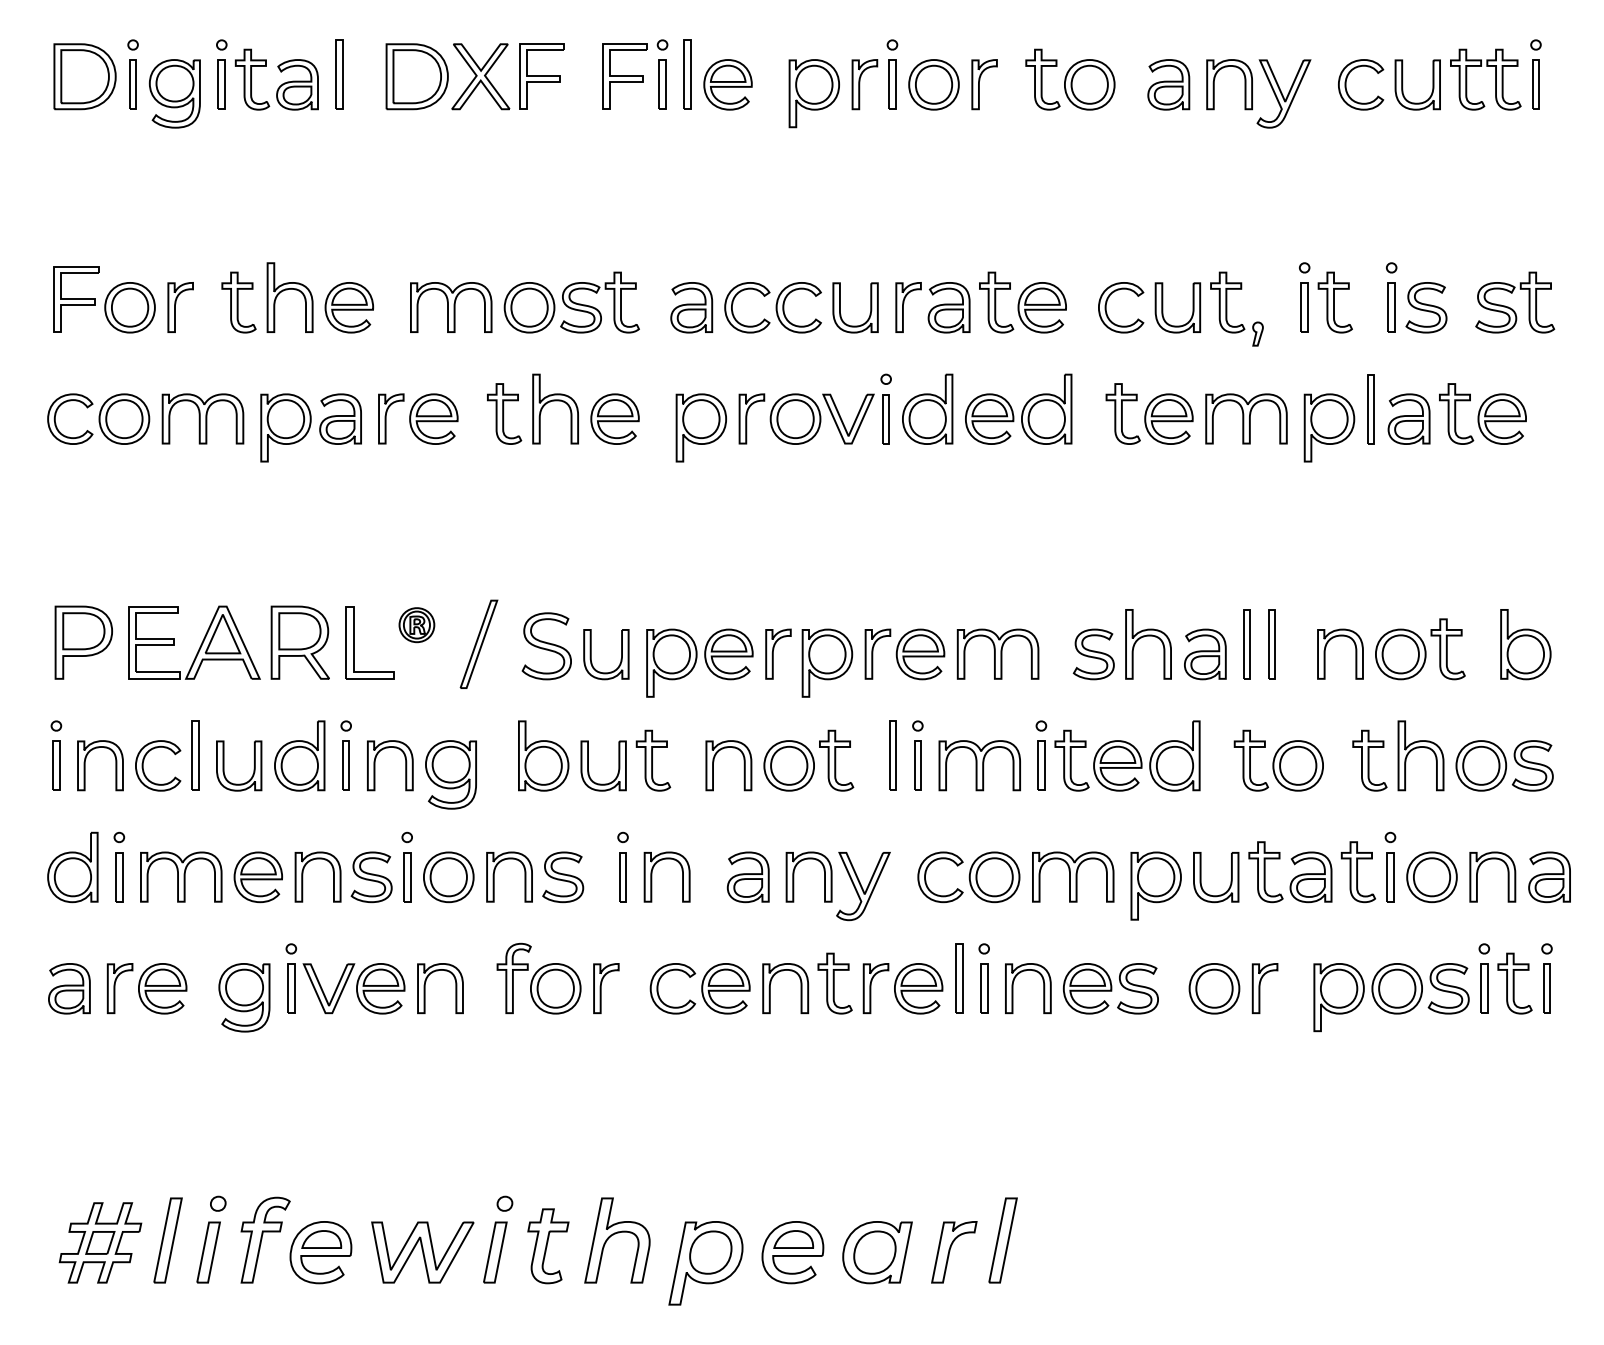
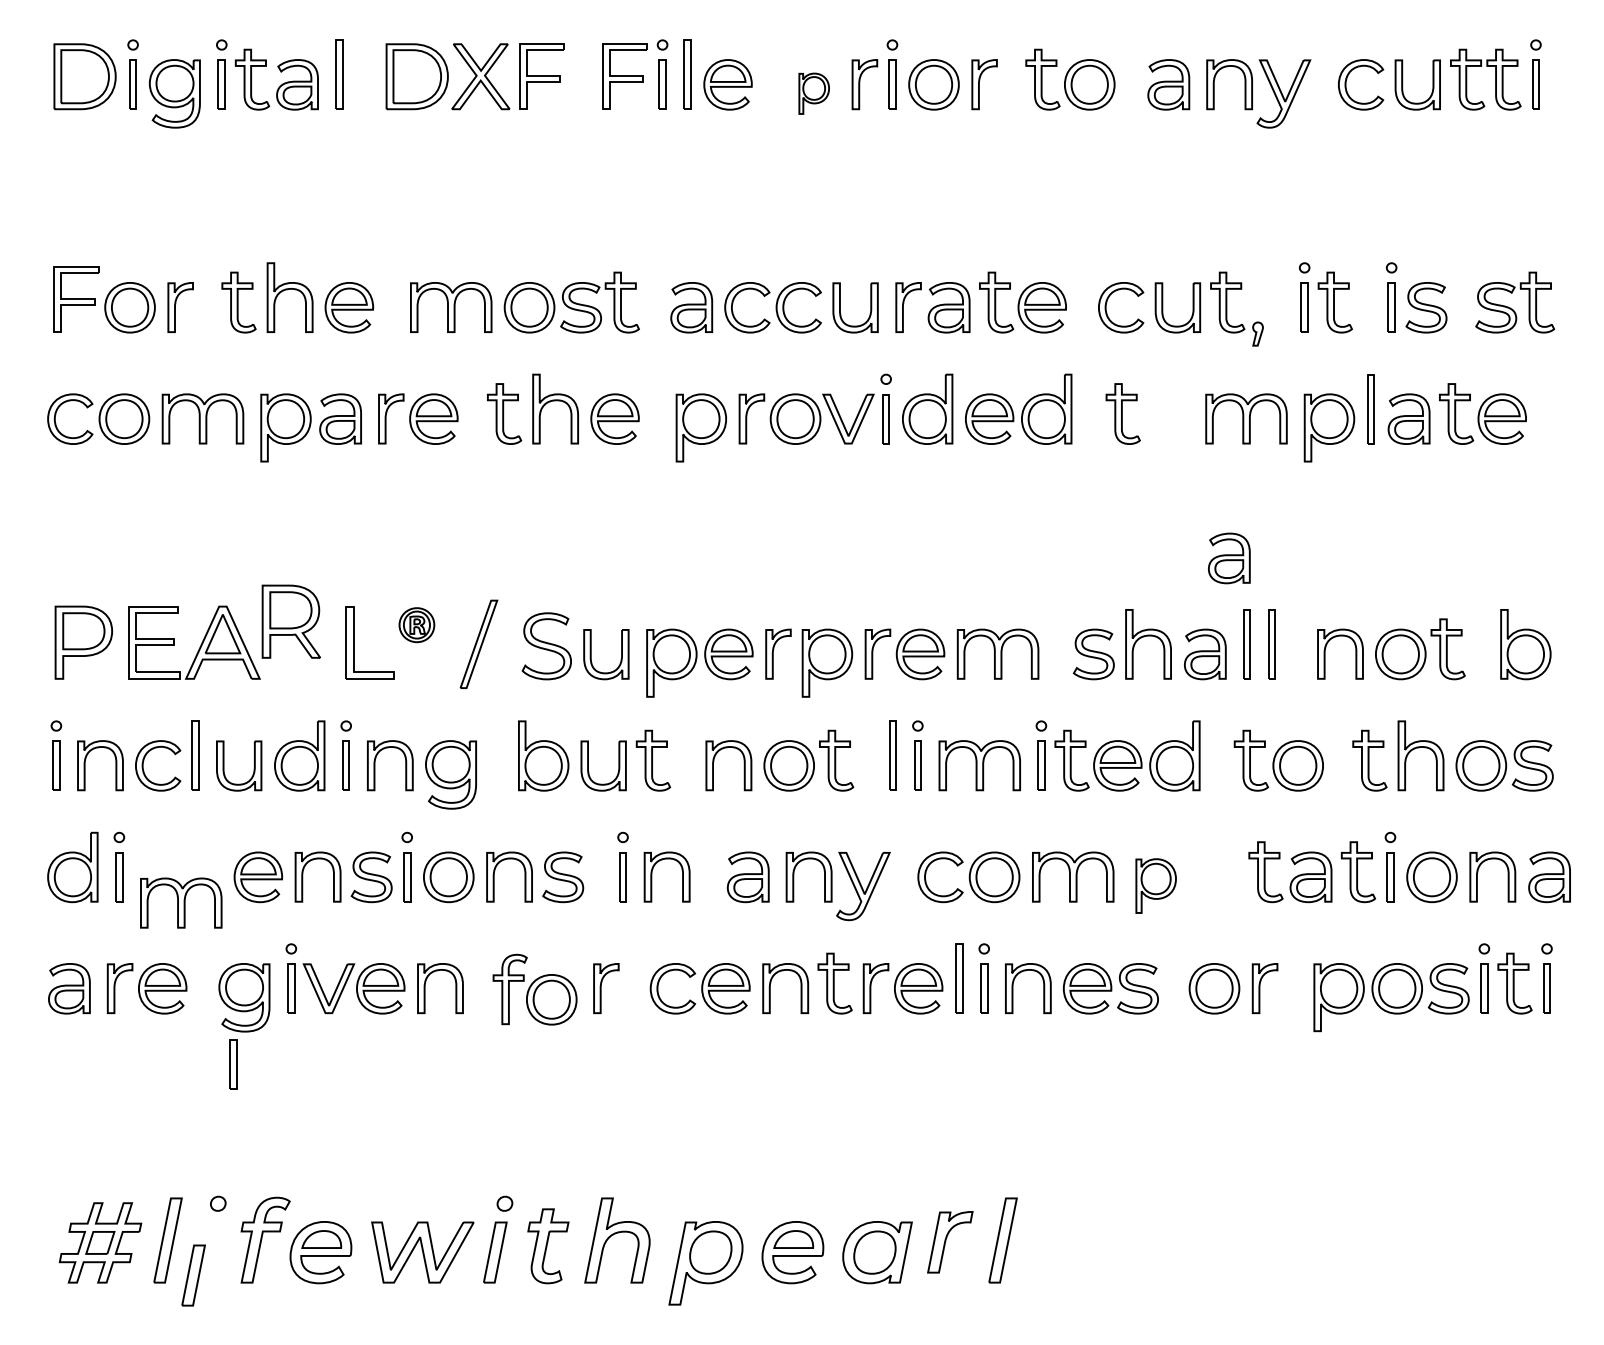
part size: 52x70 px -> 32x43 px (813, 93)
part: present -> none (1168, 418)
part: none -> present (1229, 558)
part position: (299, 642) -> (290, 621) (290, 621)
part position: (181, 876) -> (181, 902) (181, 902)
part: present -> none (1230, 880)
part size: 52x70 px -> 42x56 px (1155, 885)
part position: (538, 978) -> (534, 989) (534, 989)
part: none -> present (233, 1064)
part position: (208, 1252) -> (193, 1275) (193, 1275)
part position: (954, 1252) -> (950, 1242) (950, 1242)
